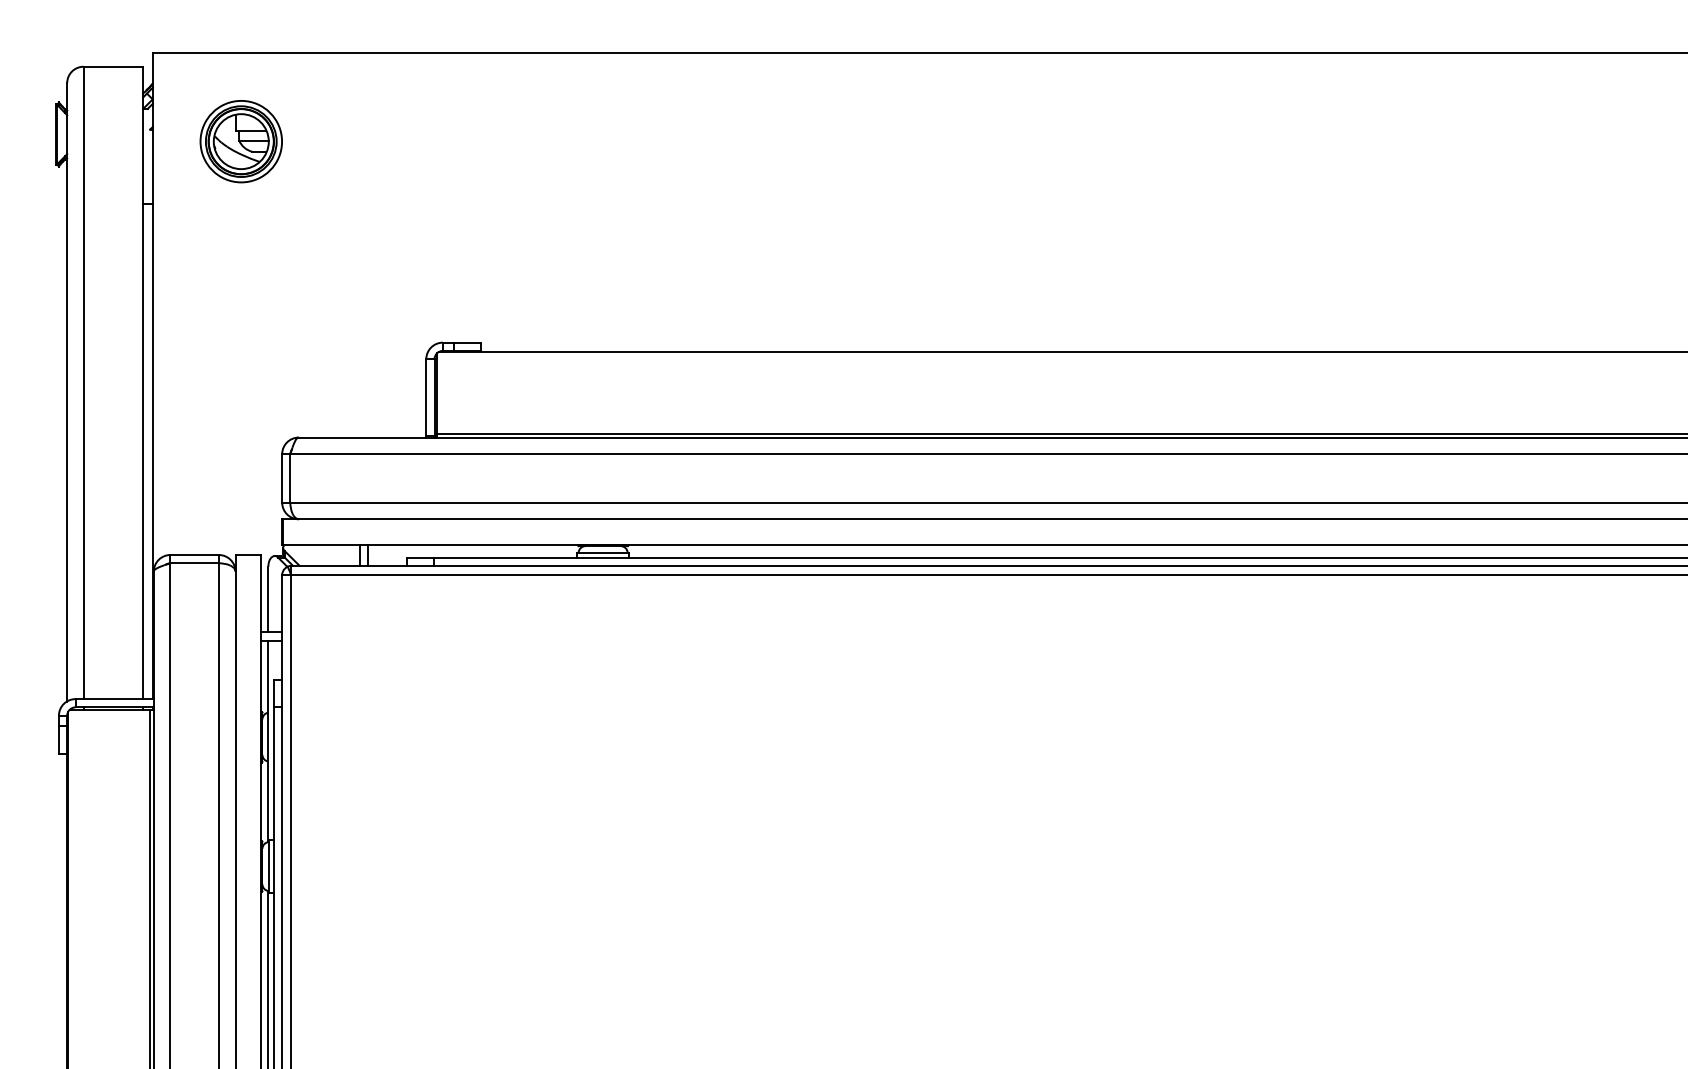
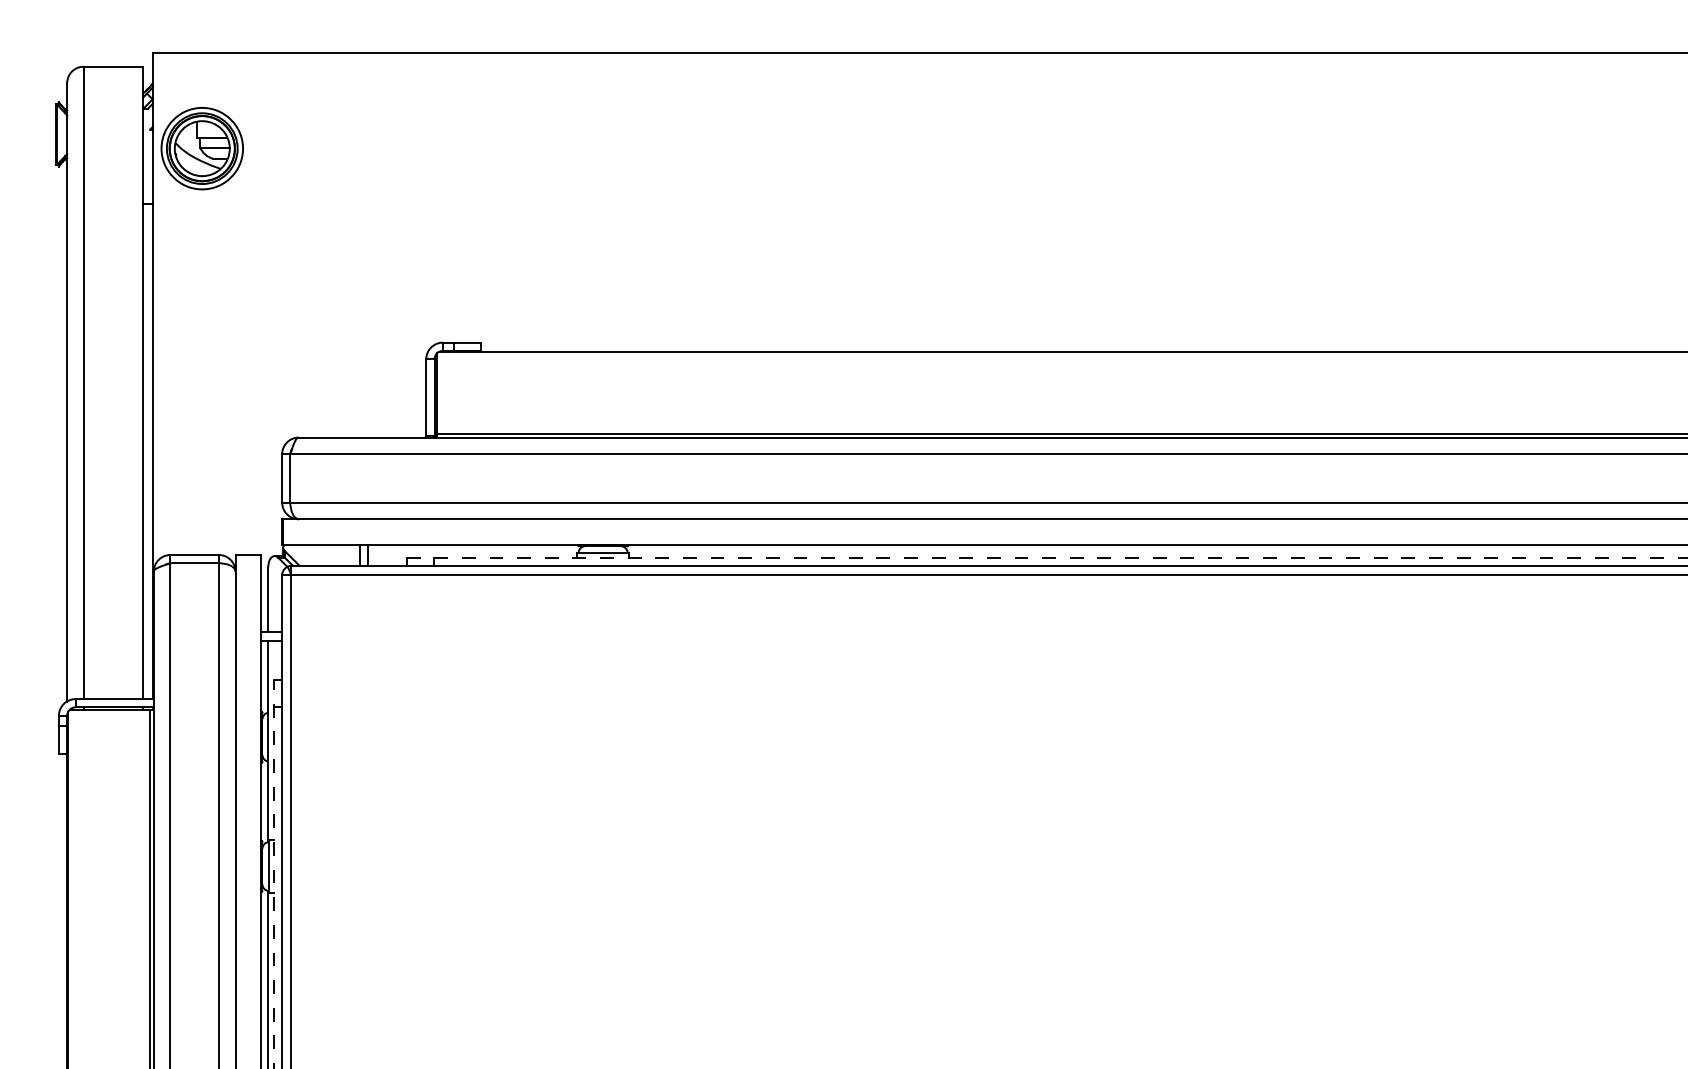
part position: (240, 141) -> (201, 148) (201, 148)
line: solid -> dashed (1047, 557)
line: solid -> dashed (273, 873)
